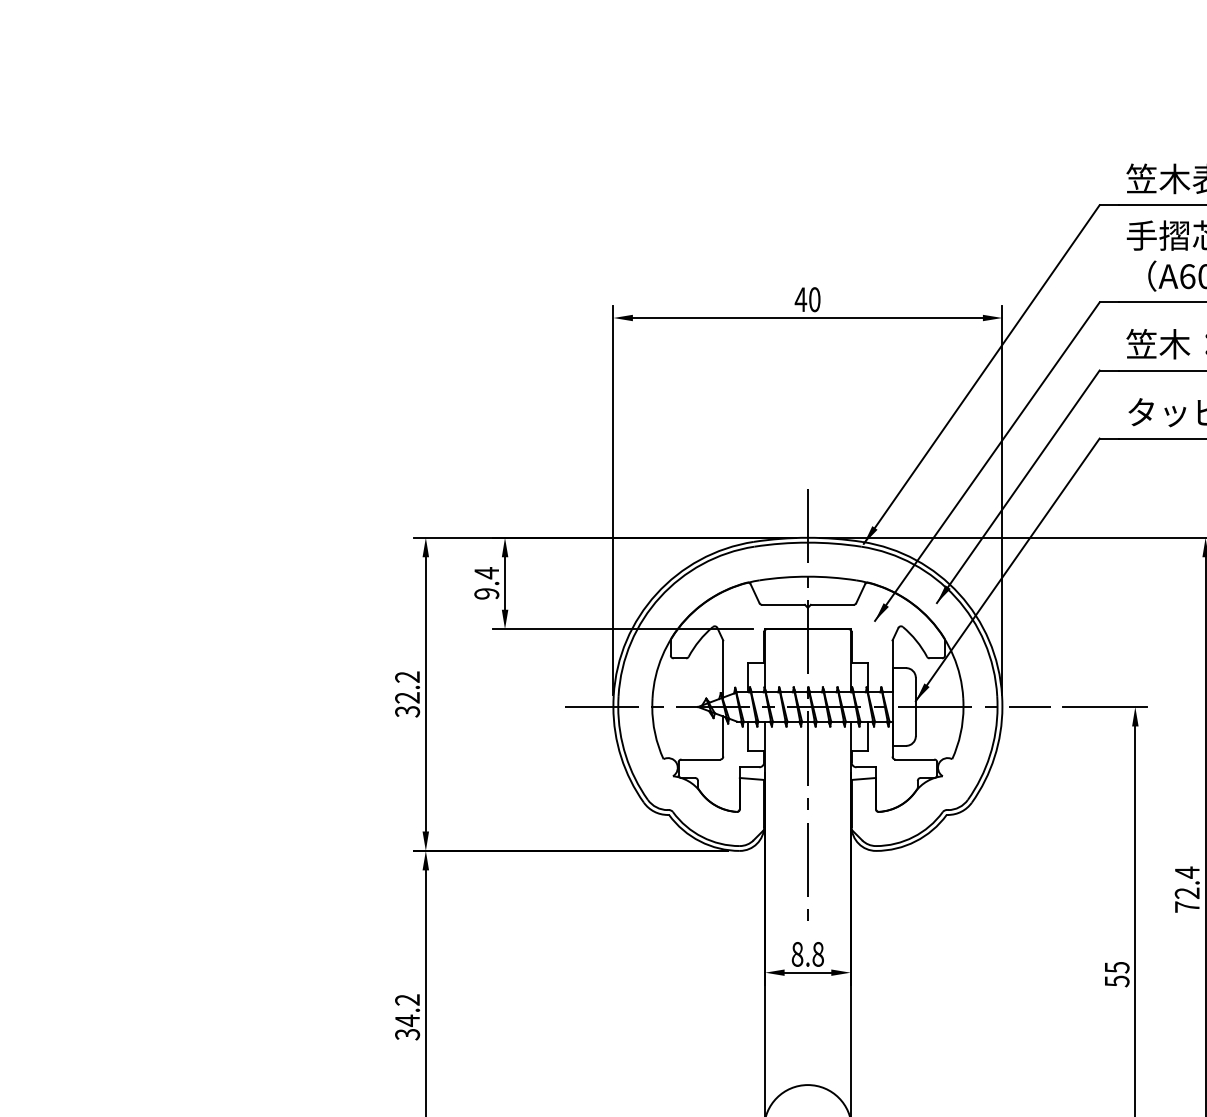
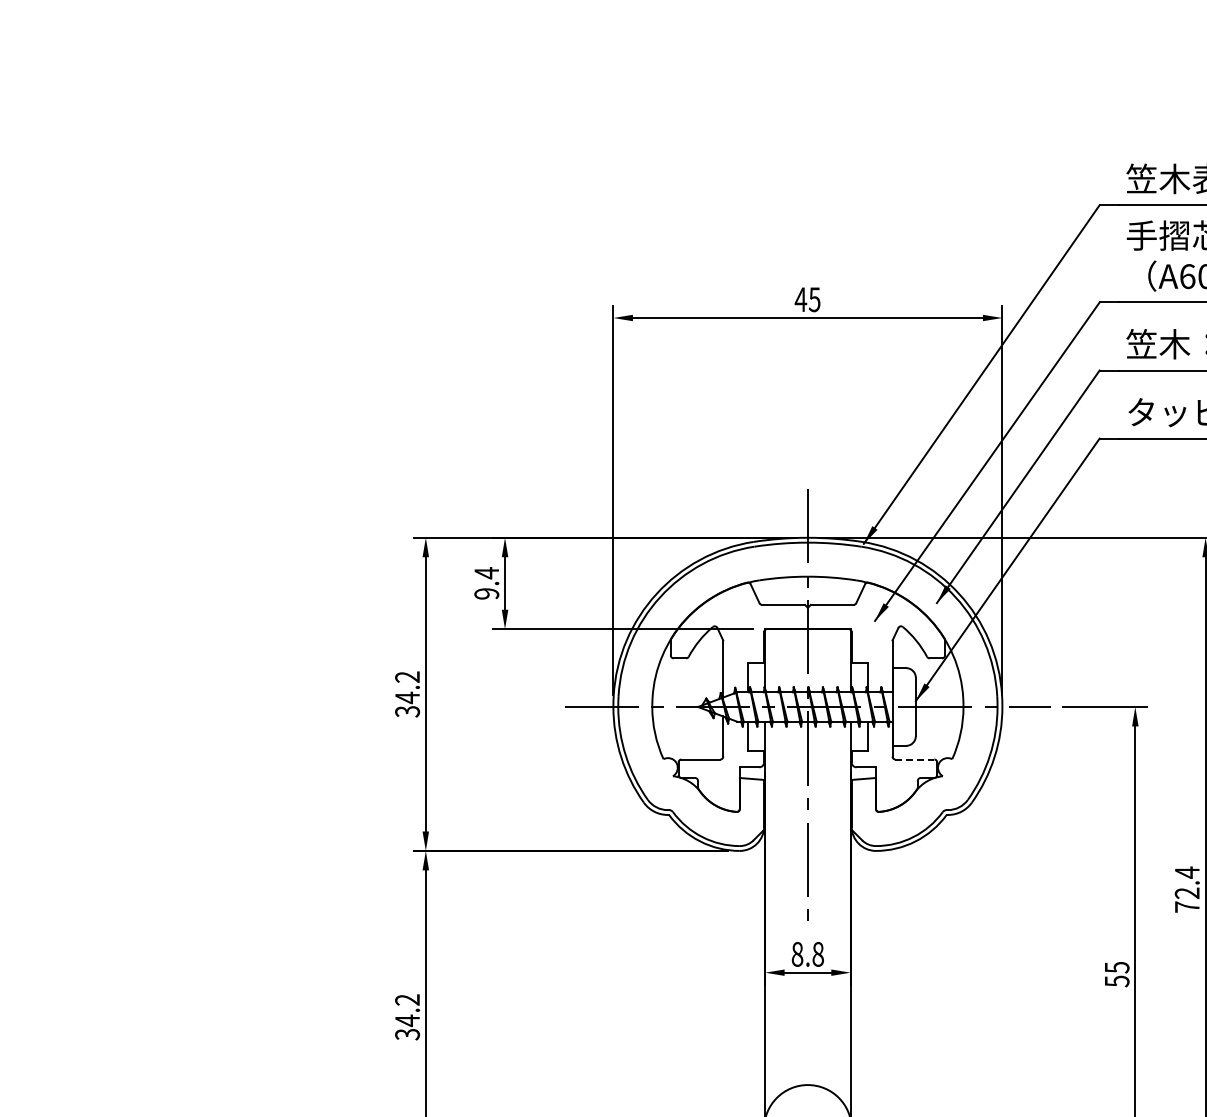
text: 40 -> 45 (814, 299)
text: 32.2 -> 34.2 (407, 697)
line: solid -> dashed (915, 759)
